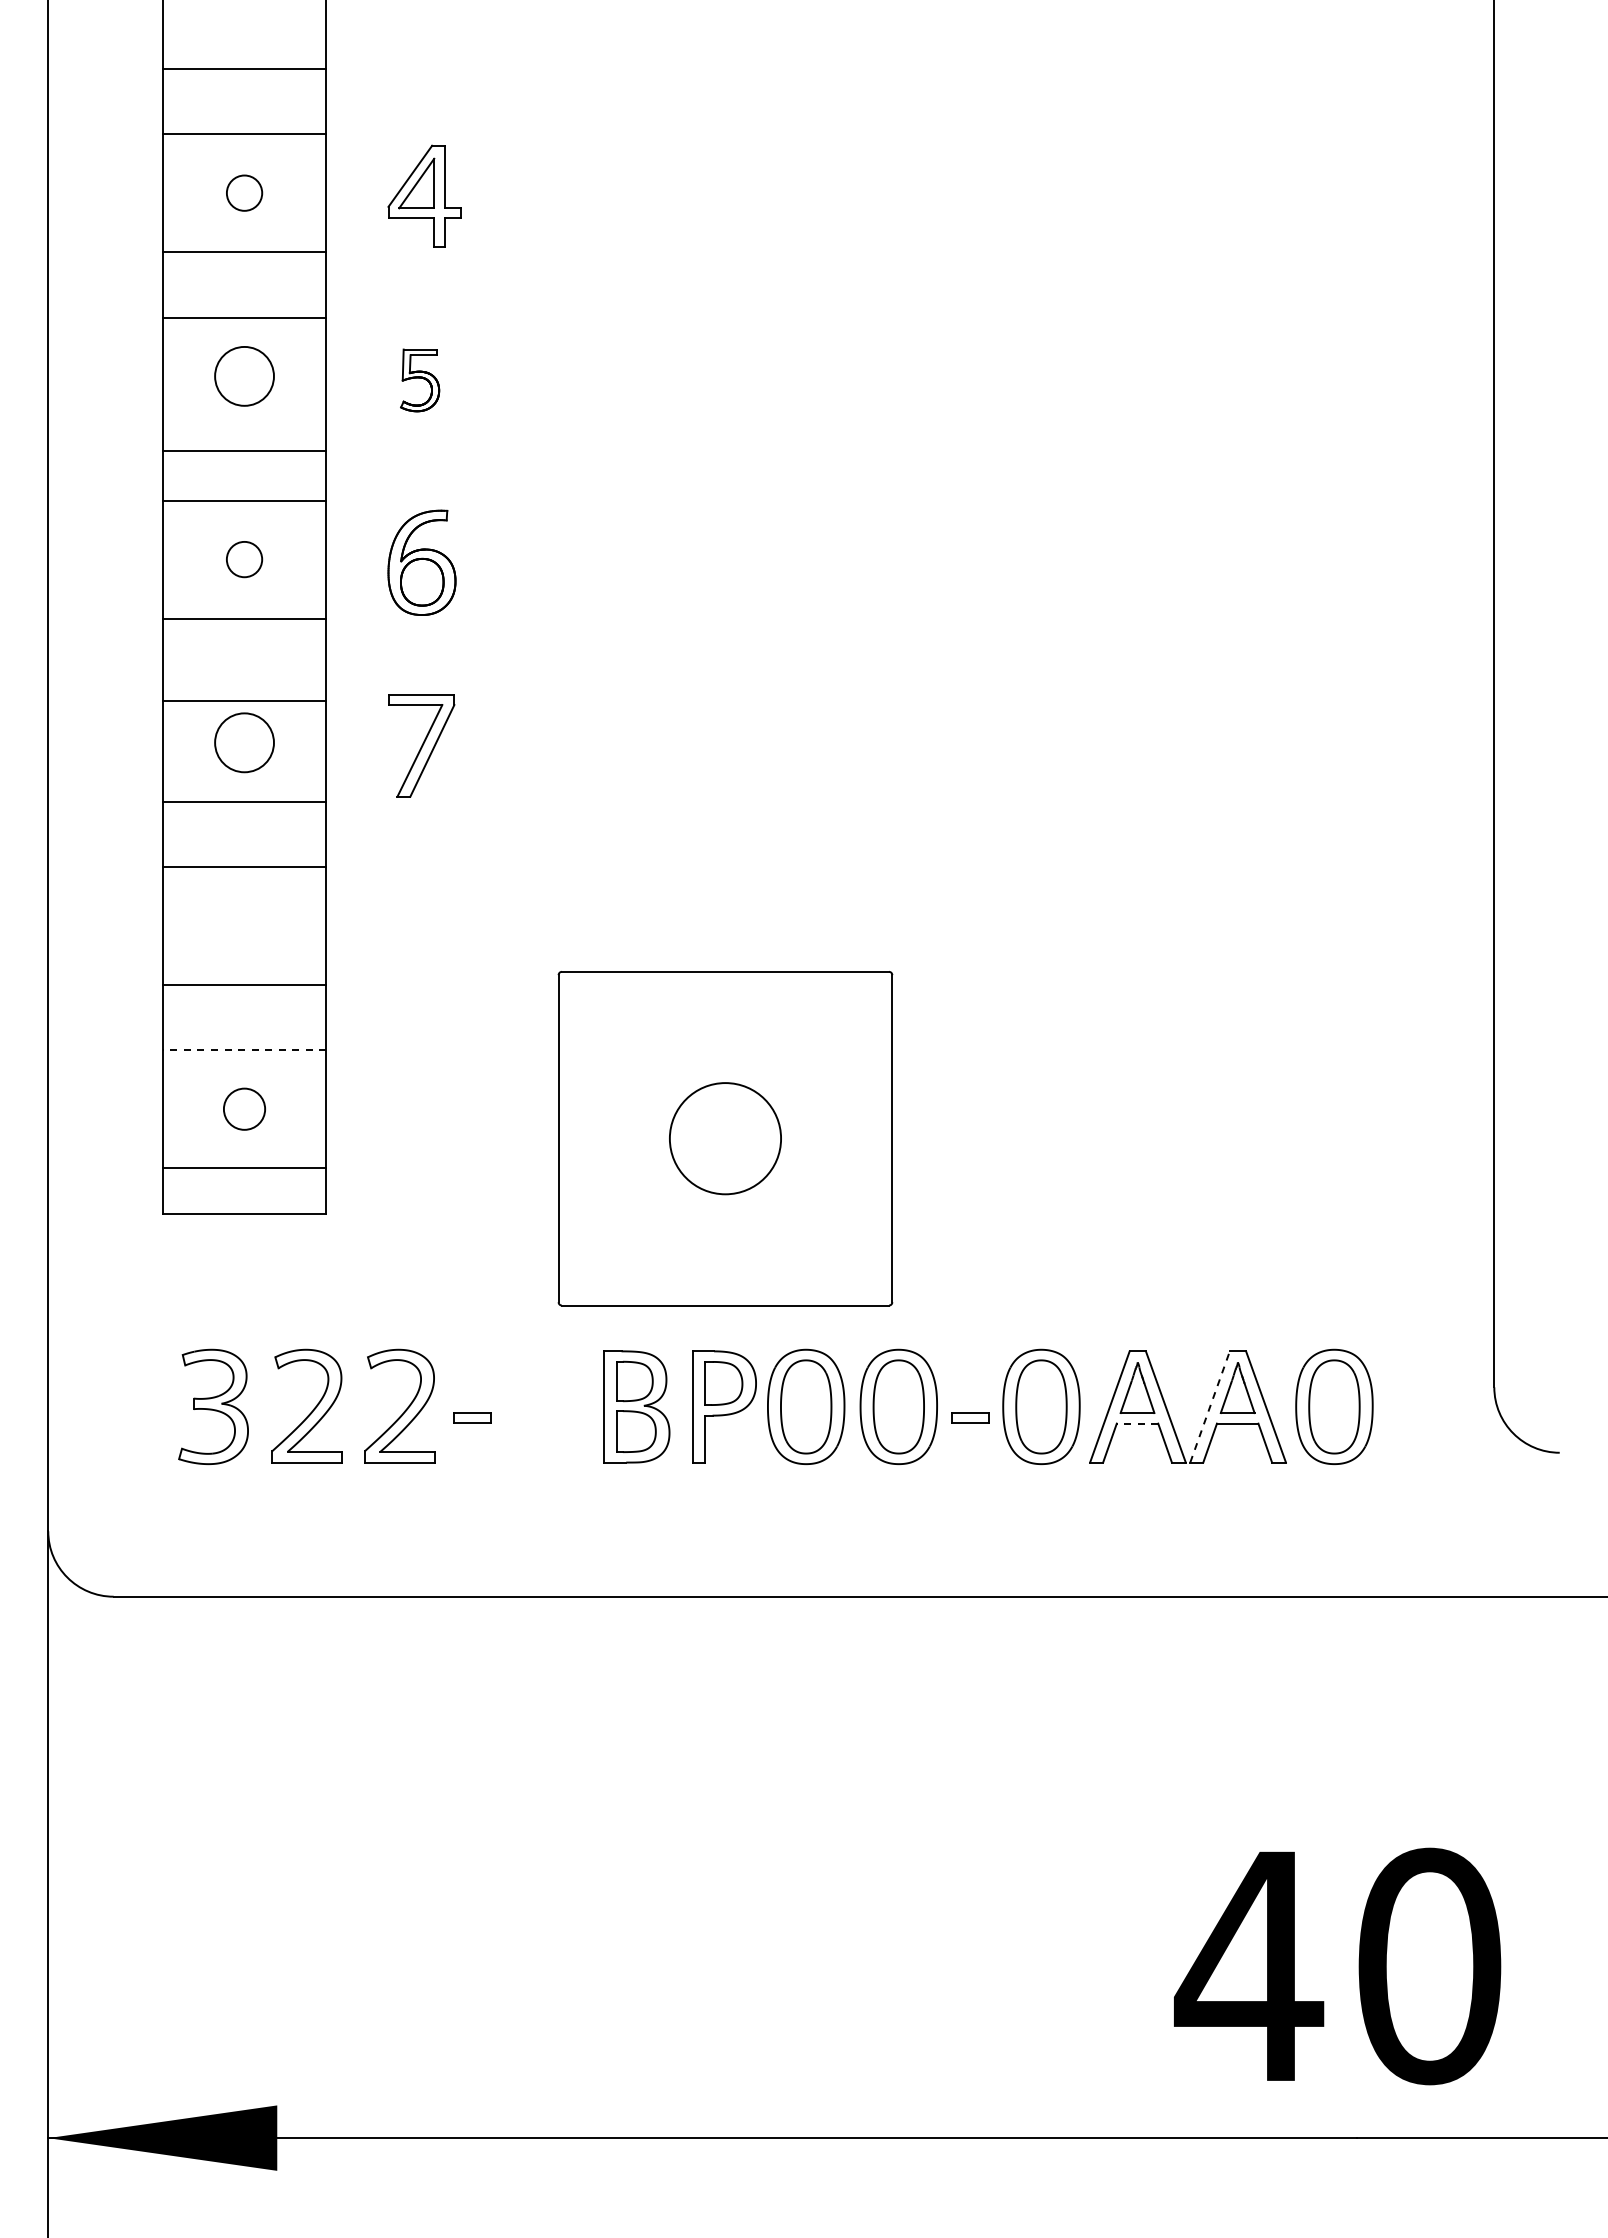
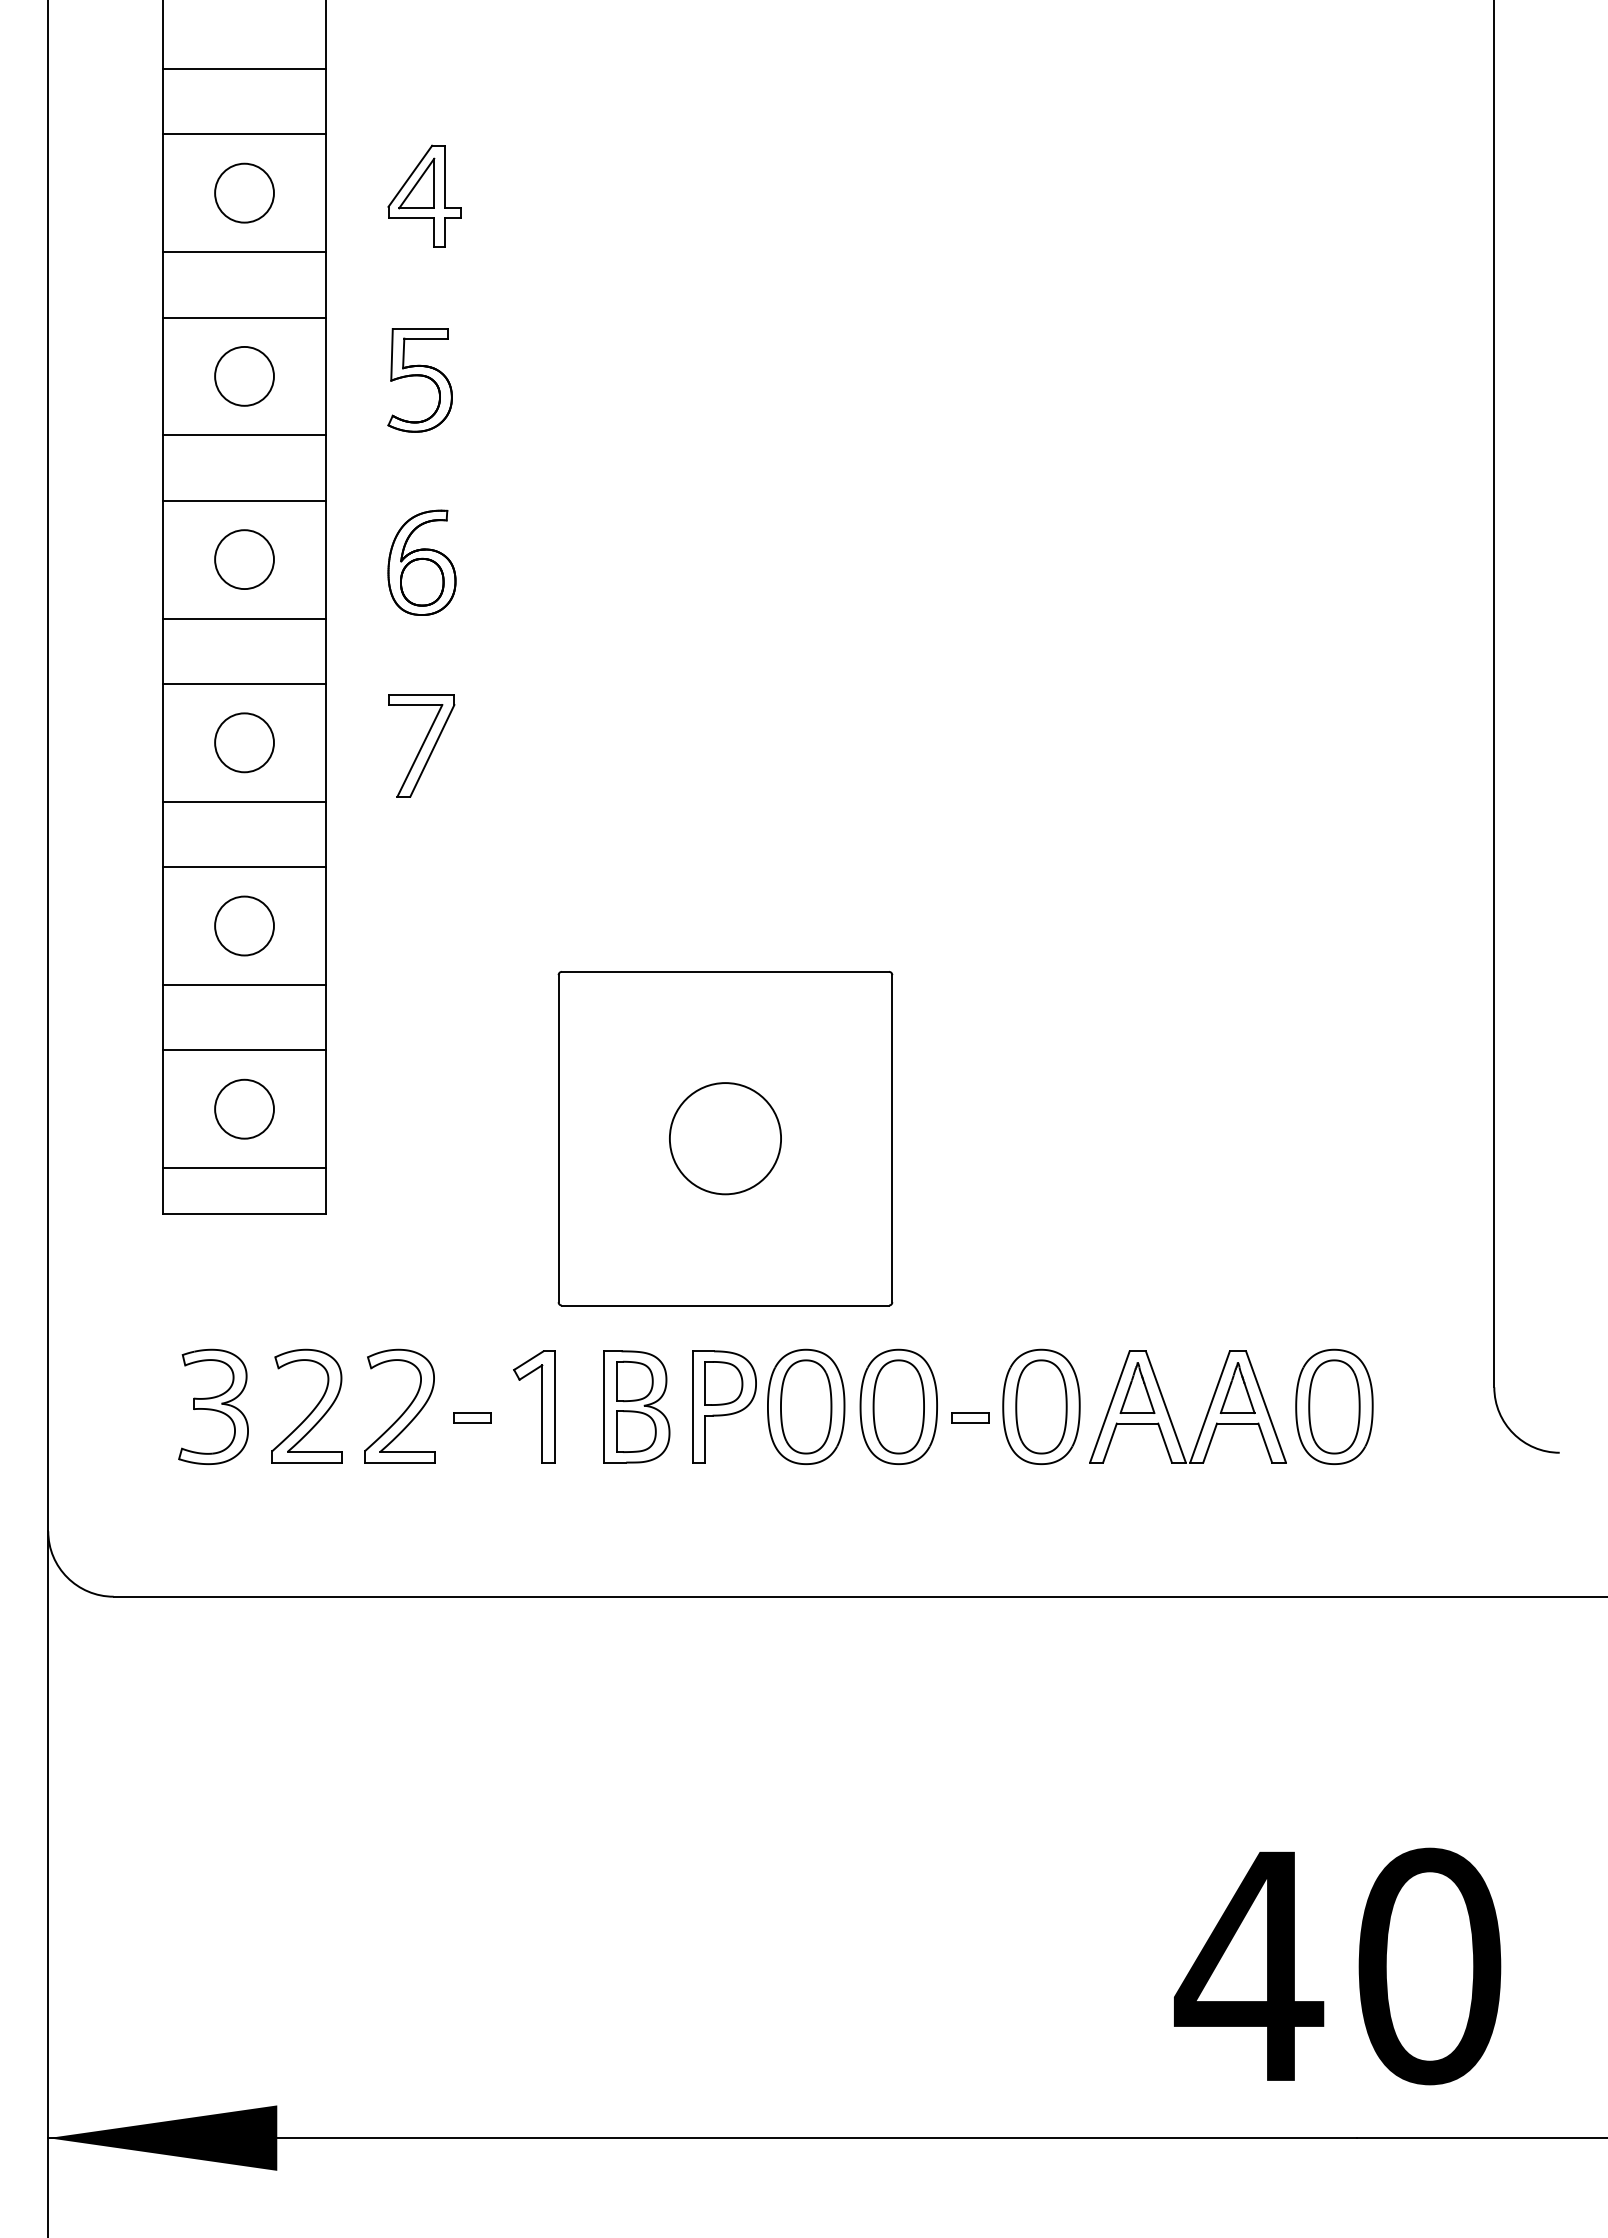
circle diameter: 35 px -> 59 px (244, 192)
part size: 41x65 px -> 66x105 px (419, 380)
line position: (244, 451) -> (244, 435) (244, 435)
circle size: 38x38 px -> 61x61 px (244, 559)
line position: (244, 700) -> (244, 683) (244, 683)
circle: none -> present (244, 925)
line: dashed -> solid (244, 1050)
circle diameter: 41 px -> 59 px (244, 1108)
part: none -> present (541, 1406)
line: dashed -> solid (1210, 1406)
line: dashed -> solid (1137, 1423)
